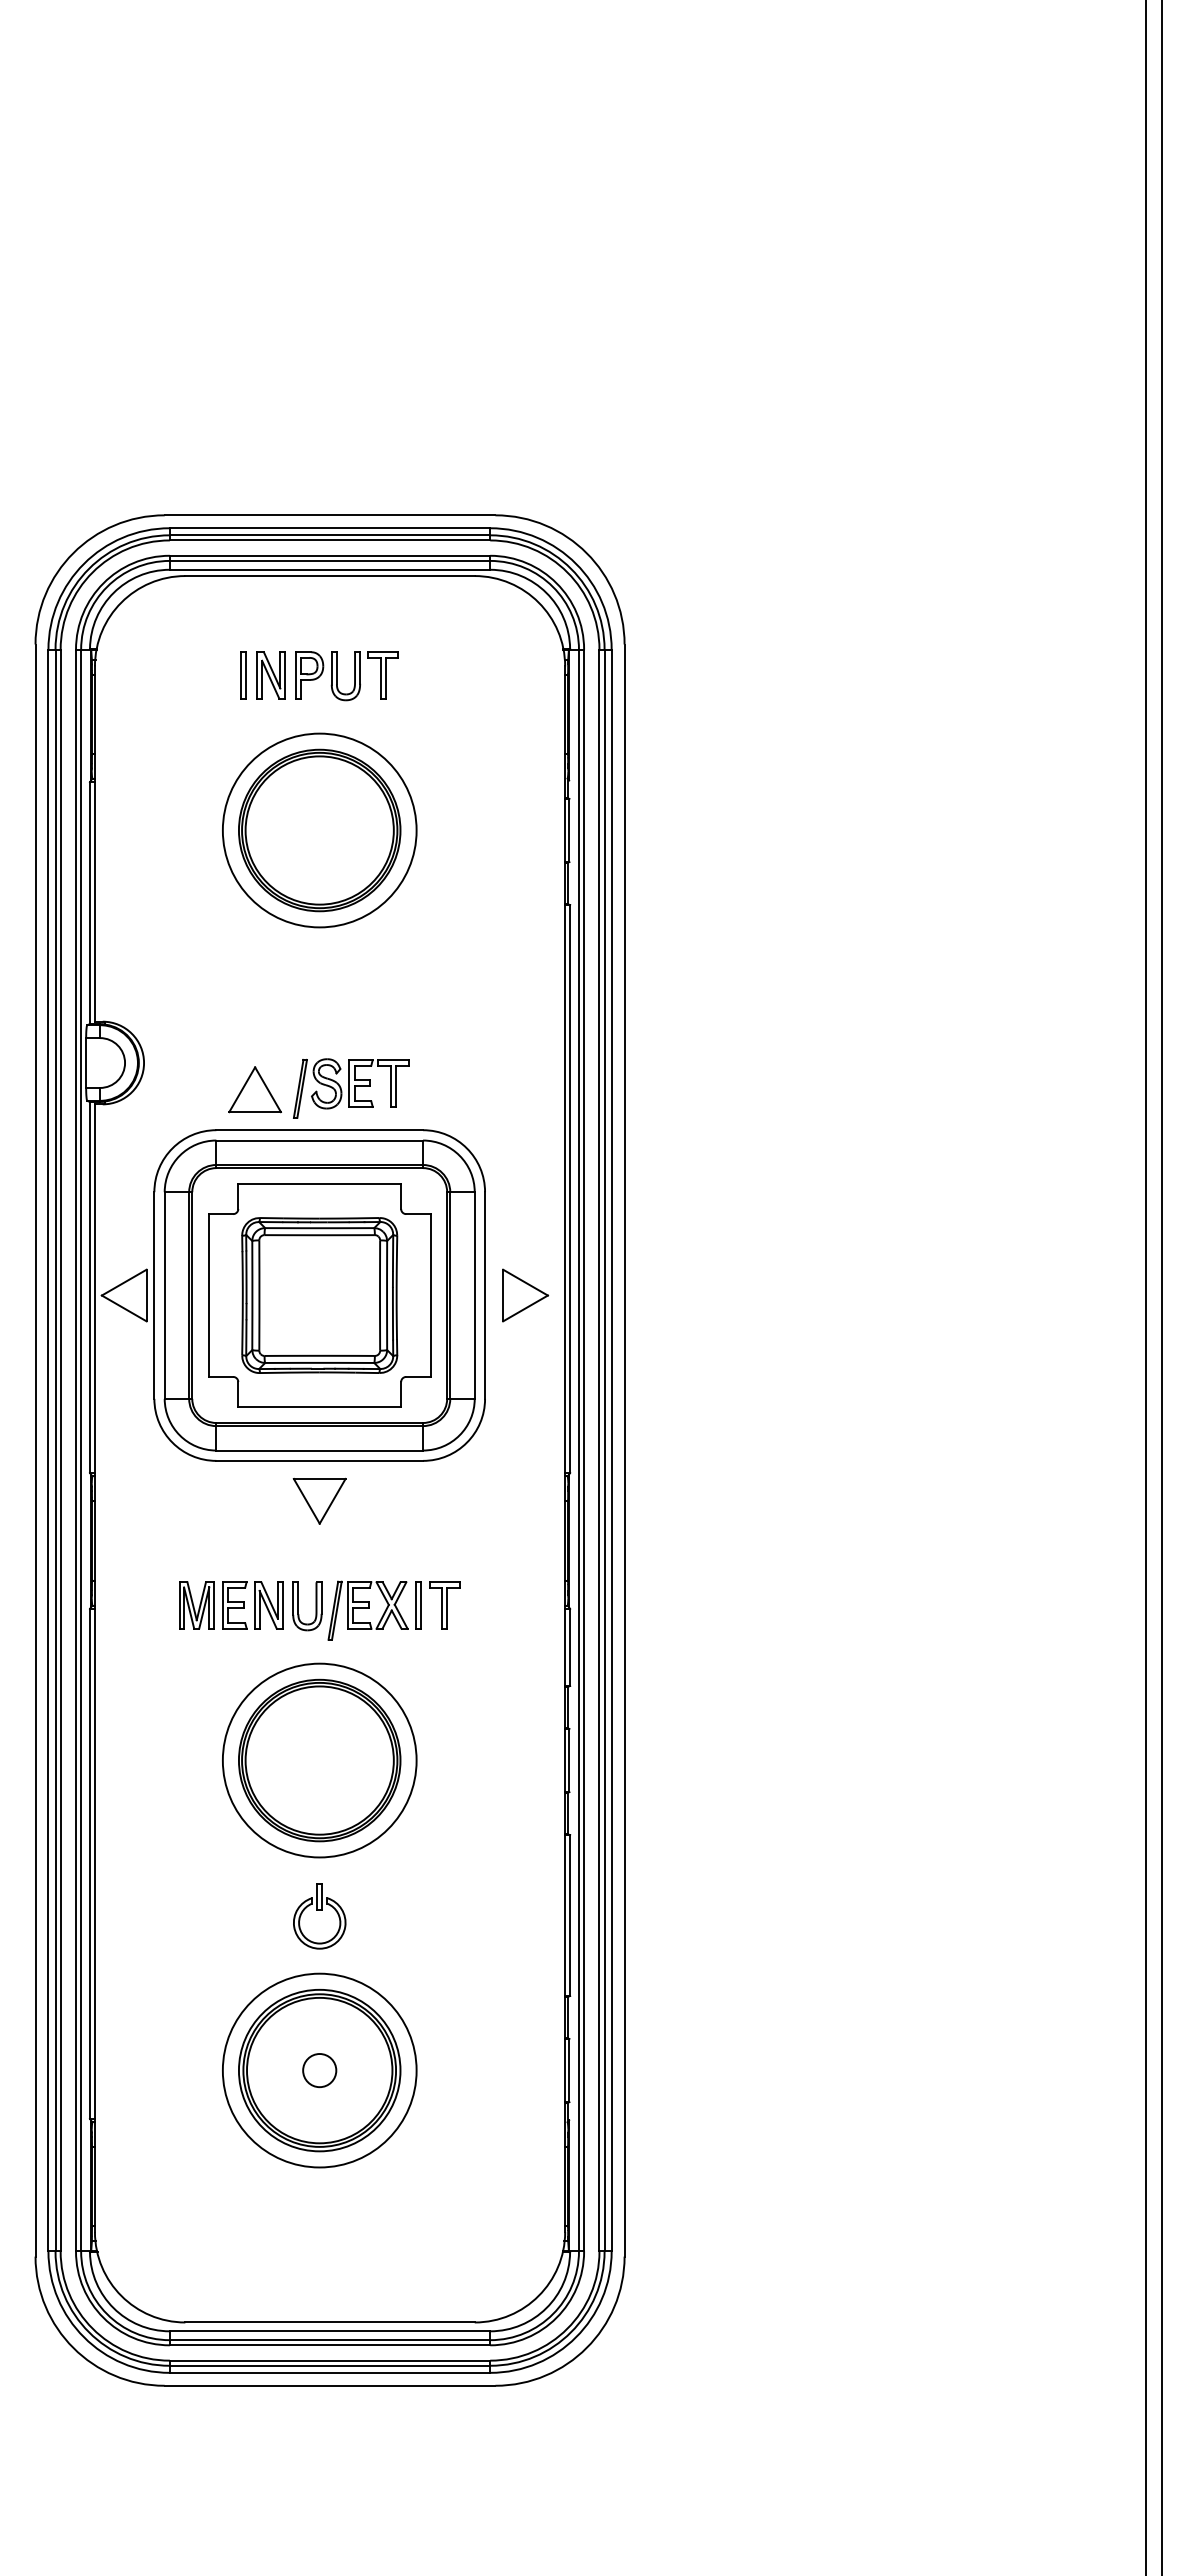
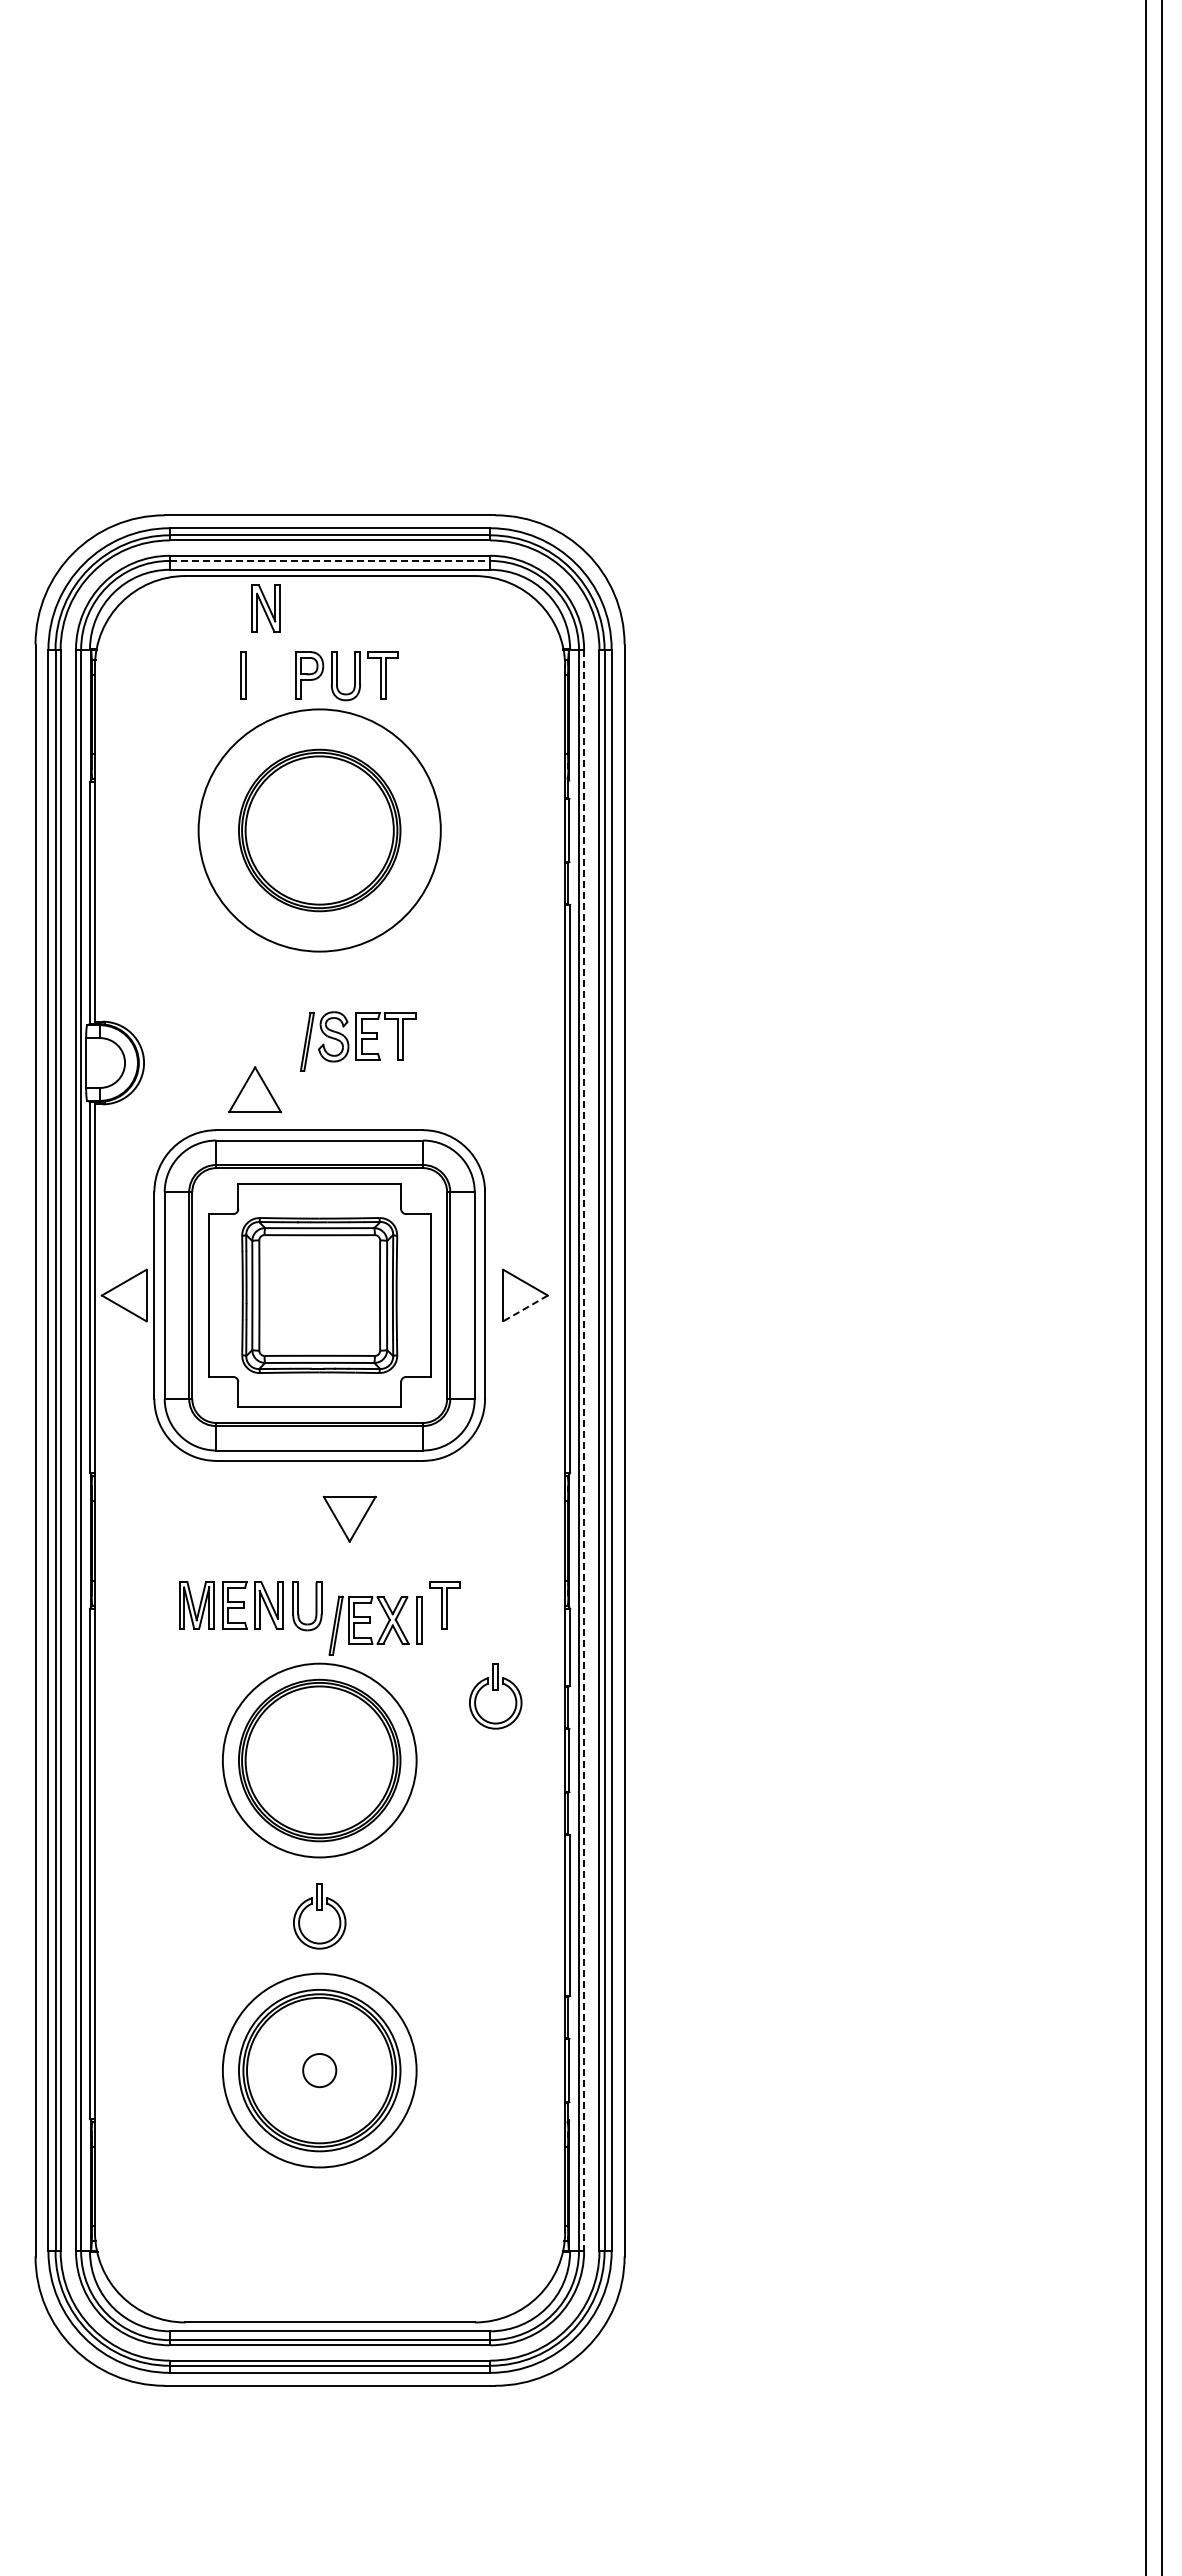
line: solid -> dashed (330, 560)
part position: (270, 675) -> (265, 608) (265, 608)
circle diameter: 194 px -> 242 px (319, 830)
part position: (351, 1088) -> (358, 1041) (358, 1041)
line: solid -> dashed (525, 1308)
line: solid -> dashed (584, 1450)
part position: (319, 1500) -> (349, 1518) (349, 1518)
part position: (374, 1610) -> (375, 1625) (375, 1625)
part: none -> present (495, 1696)
